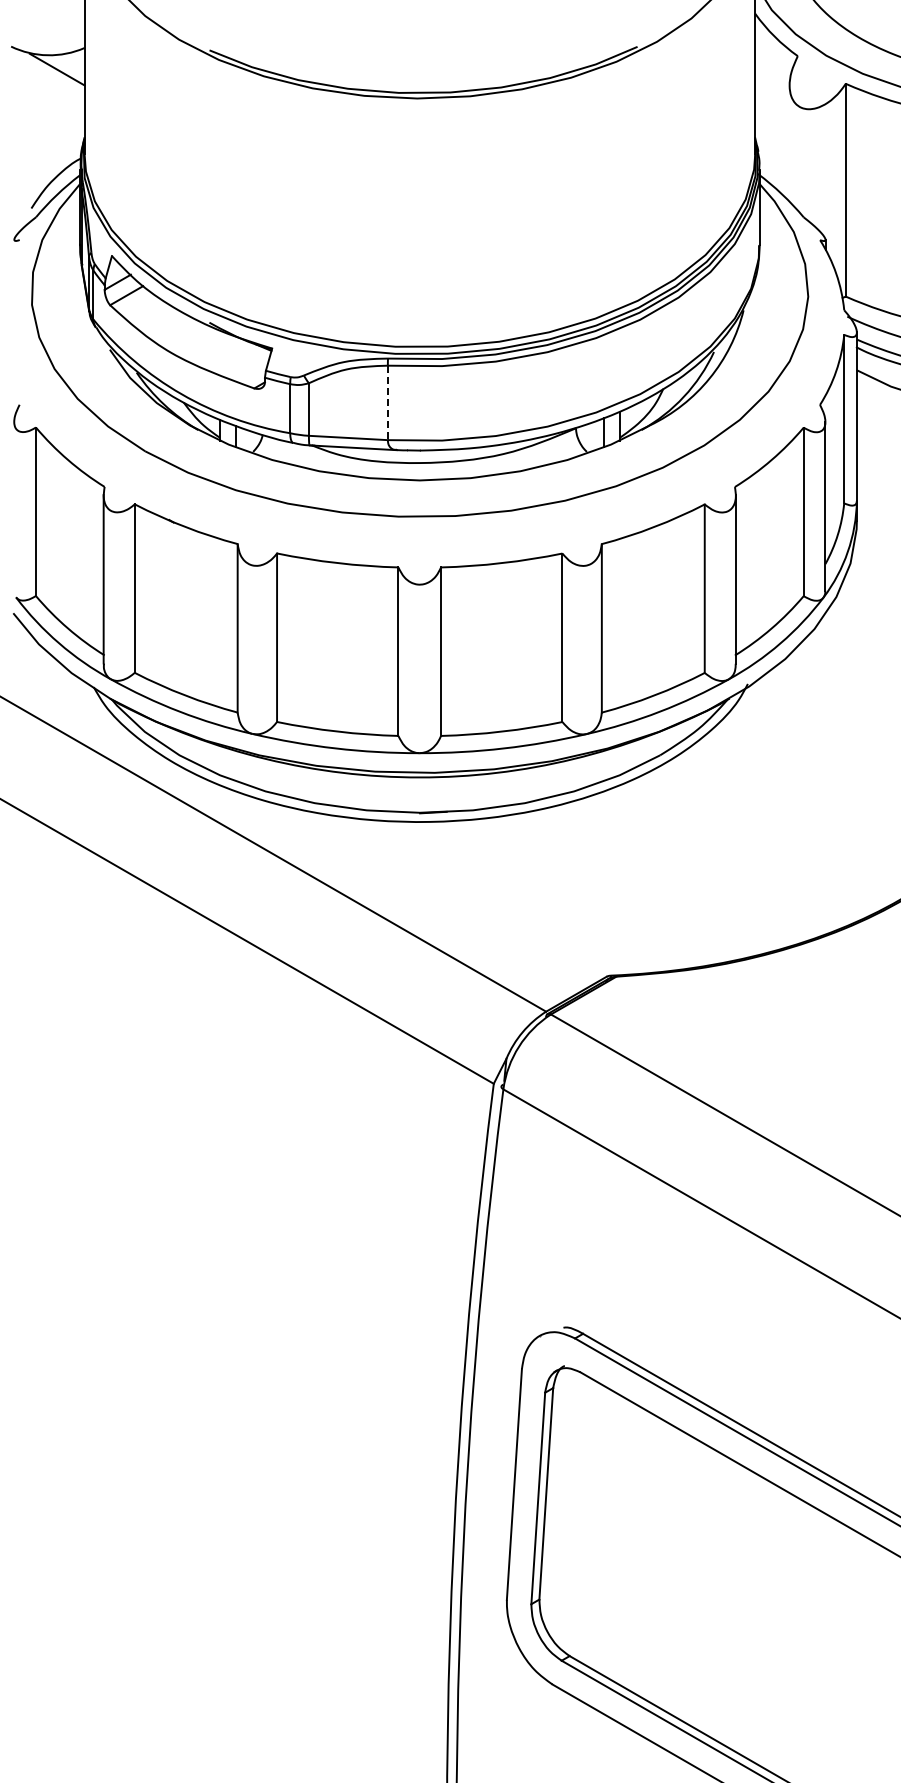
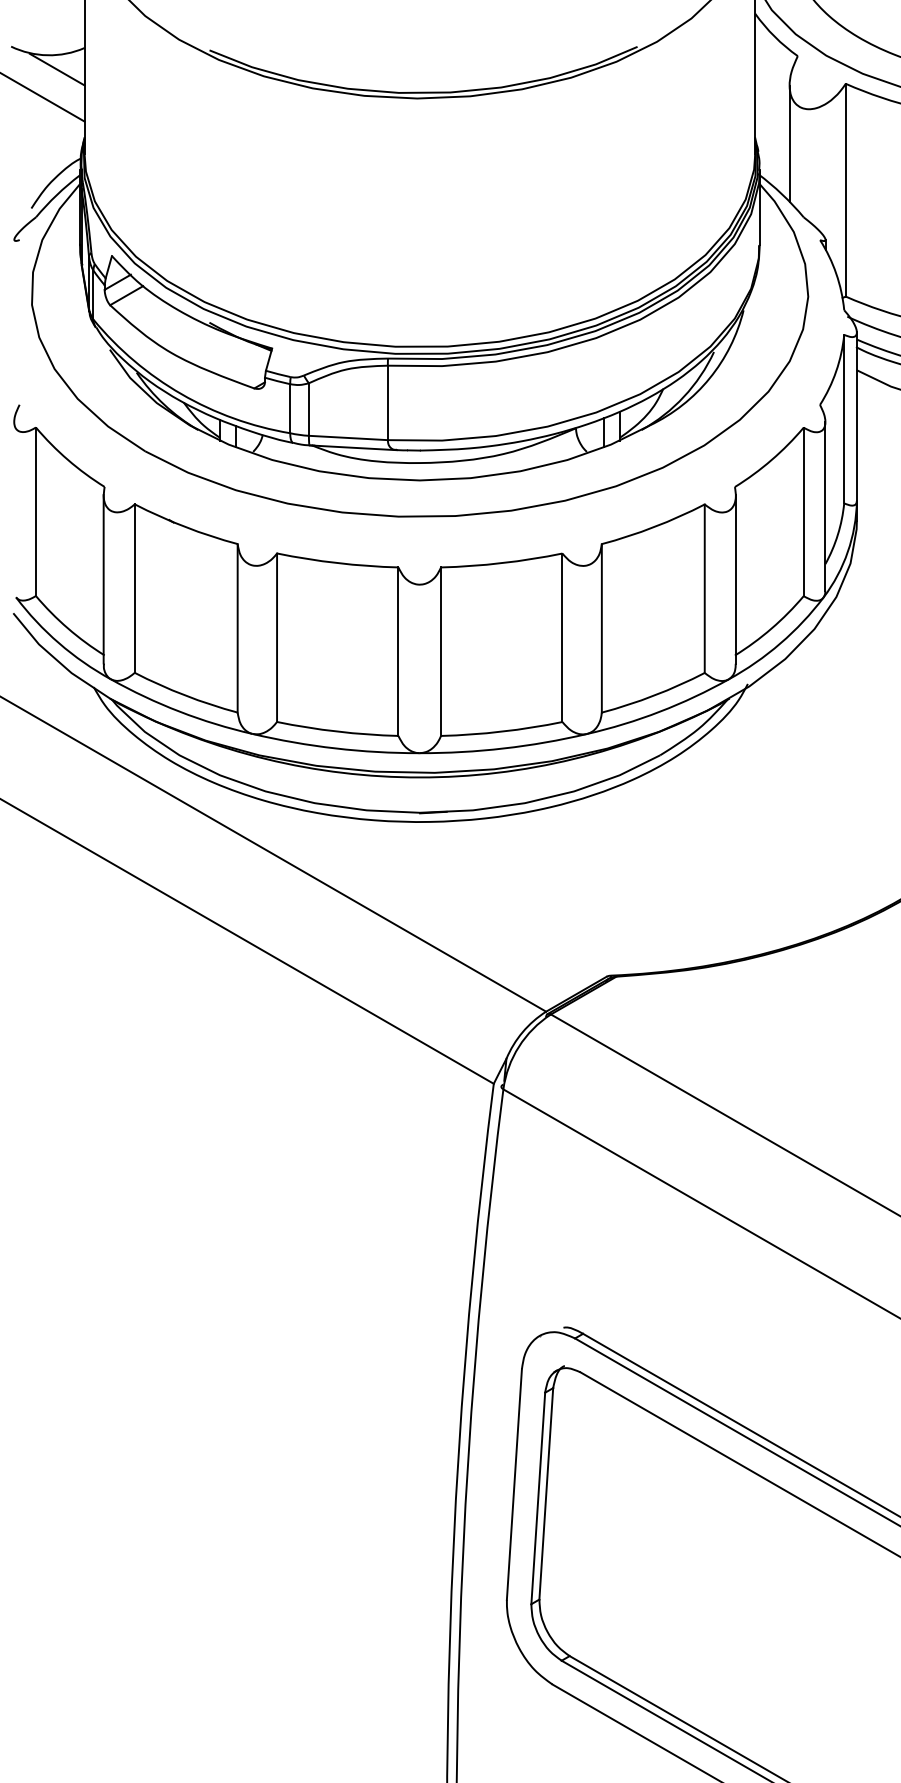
line: none -> present (43, 97)
line: none -> present (789, 143)
line: dashed -> solid (387, 403)
